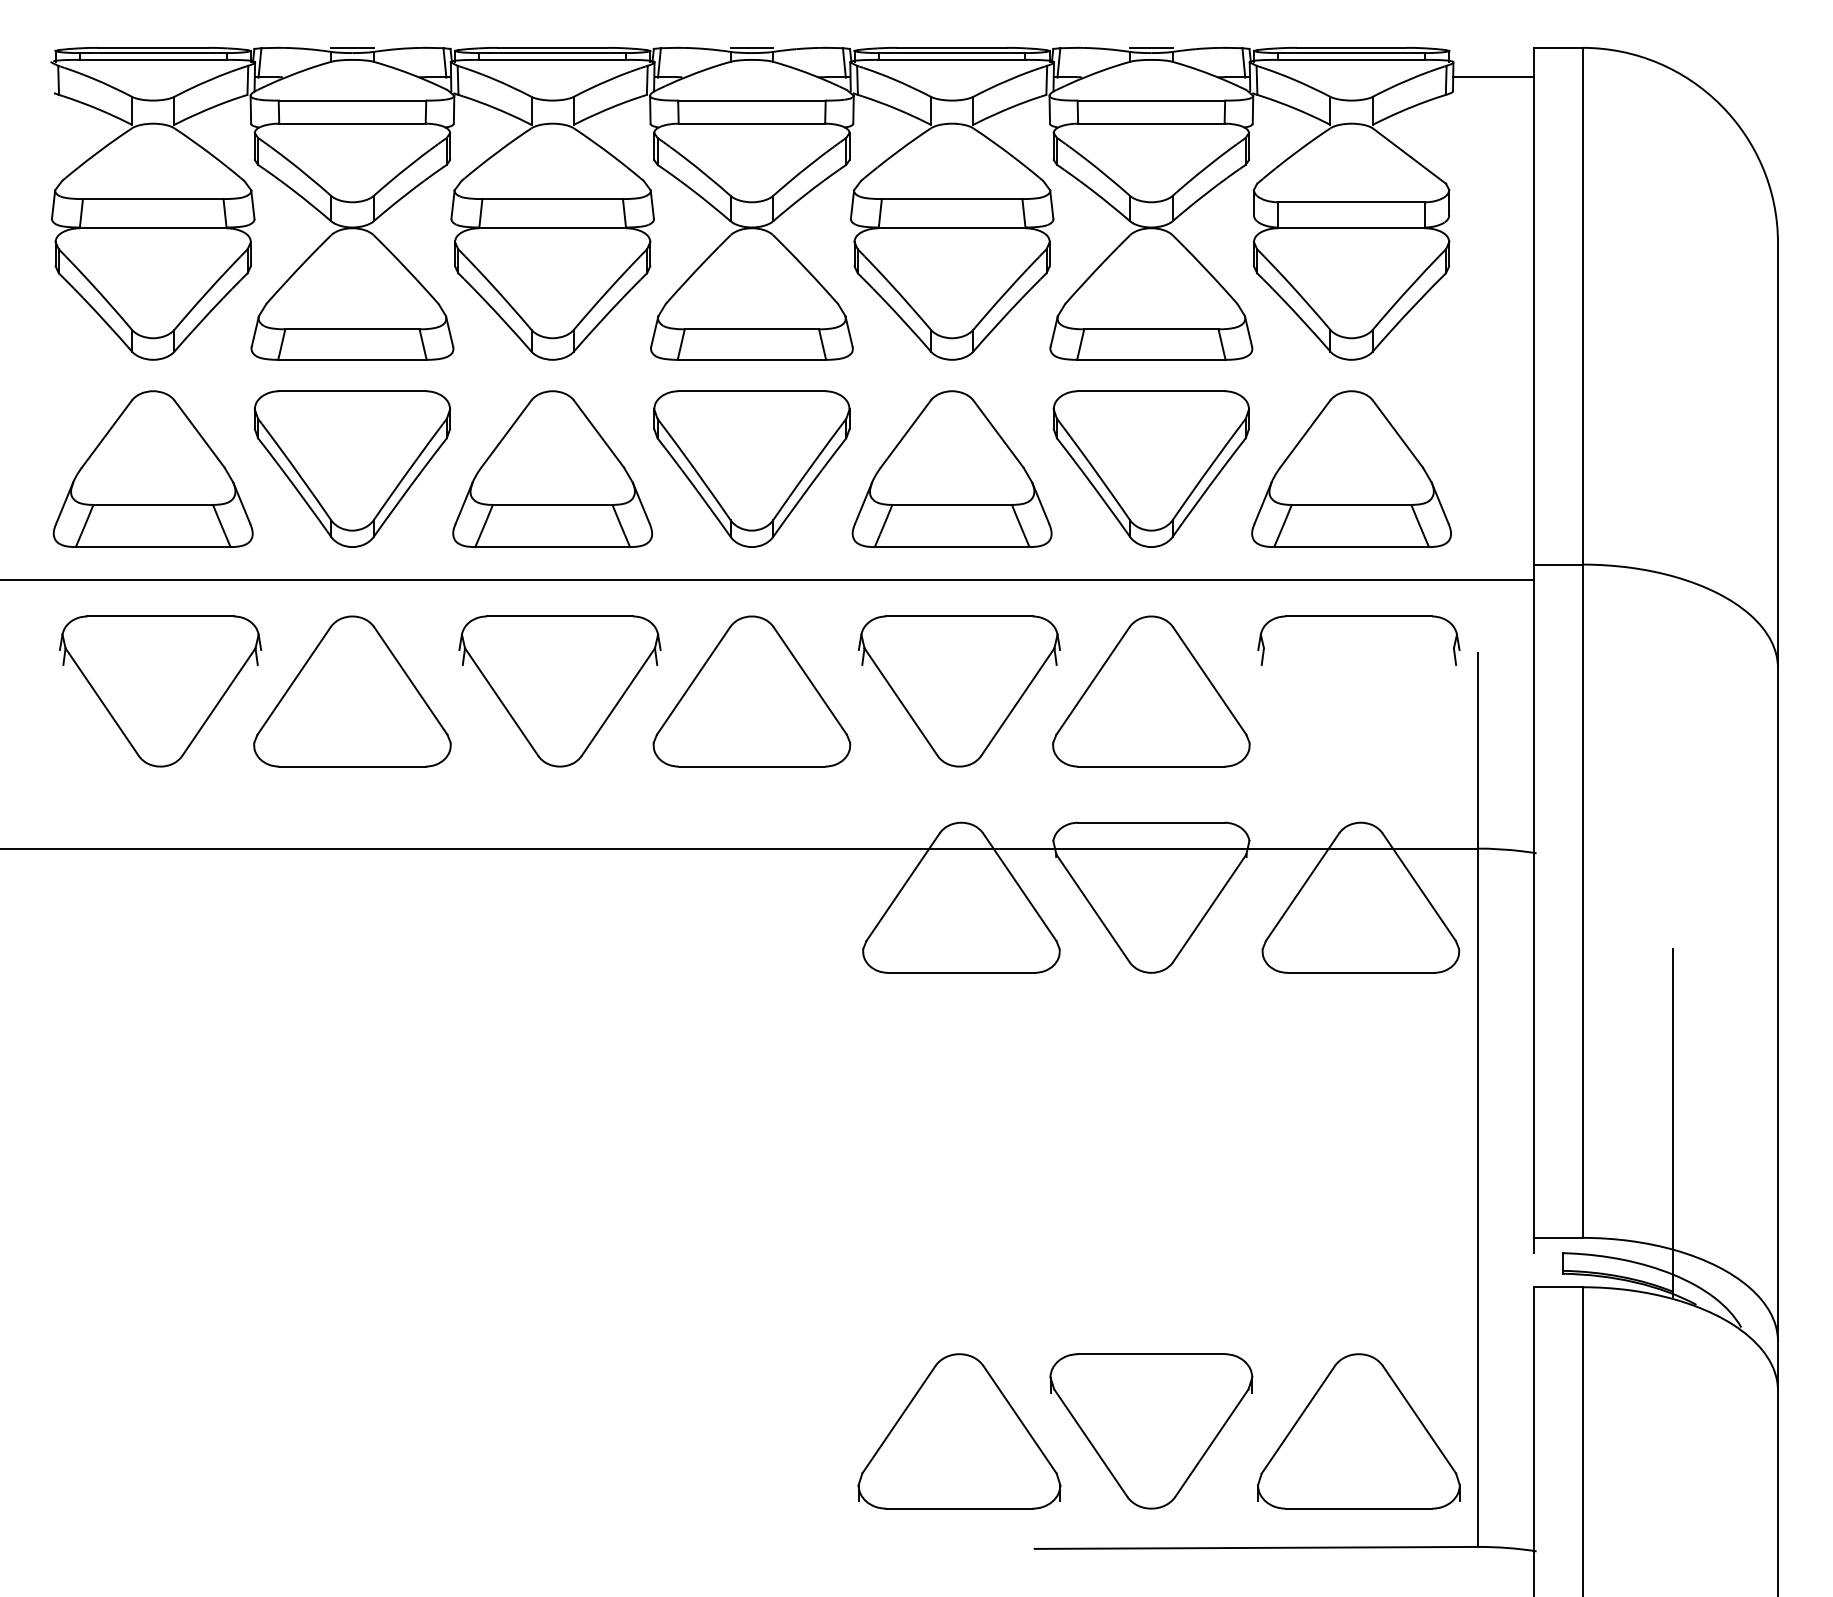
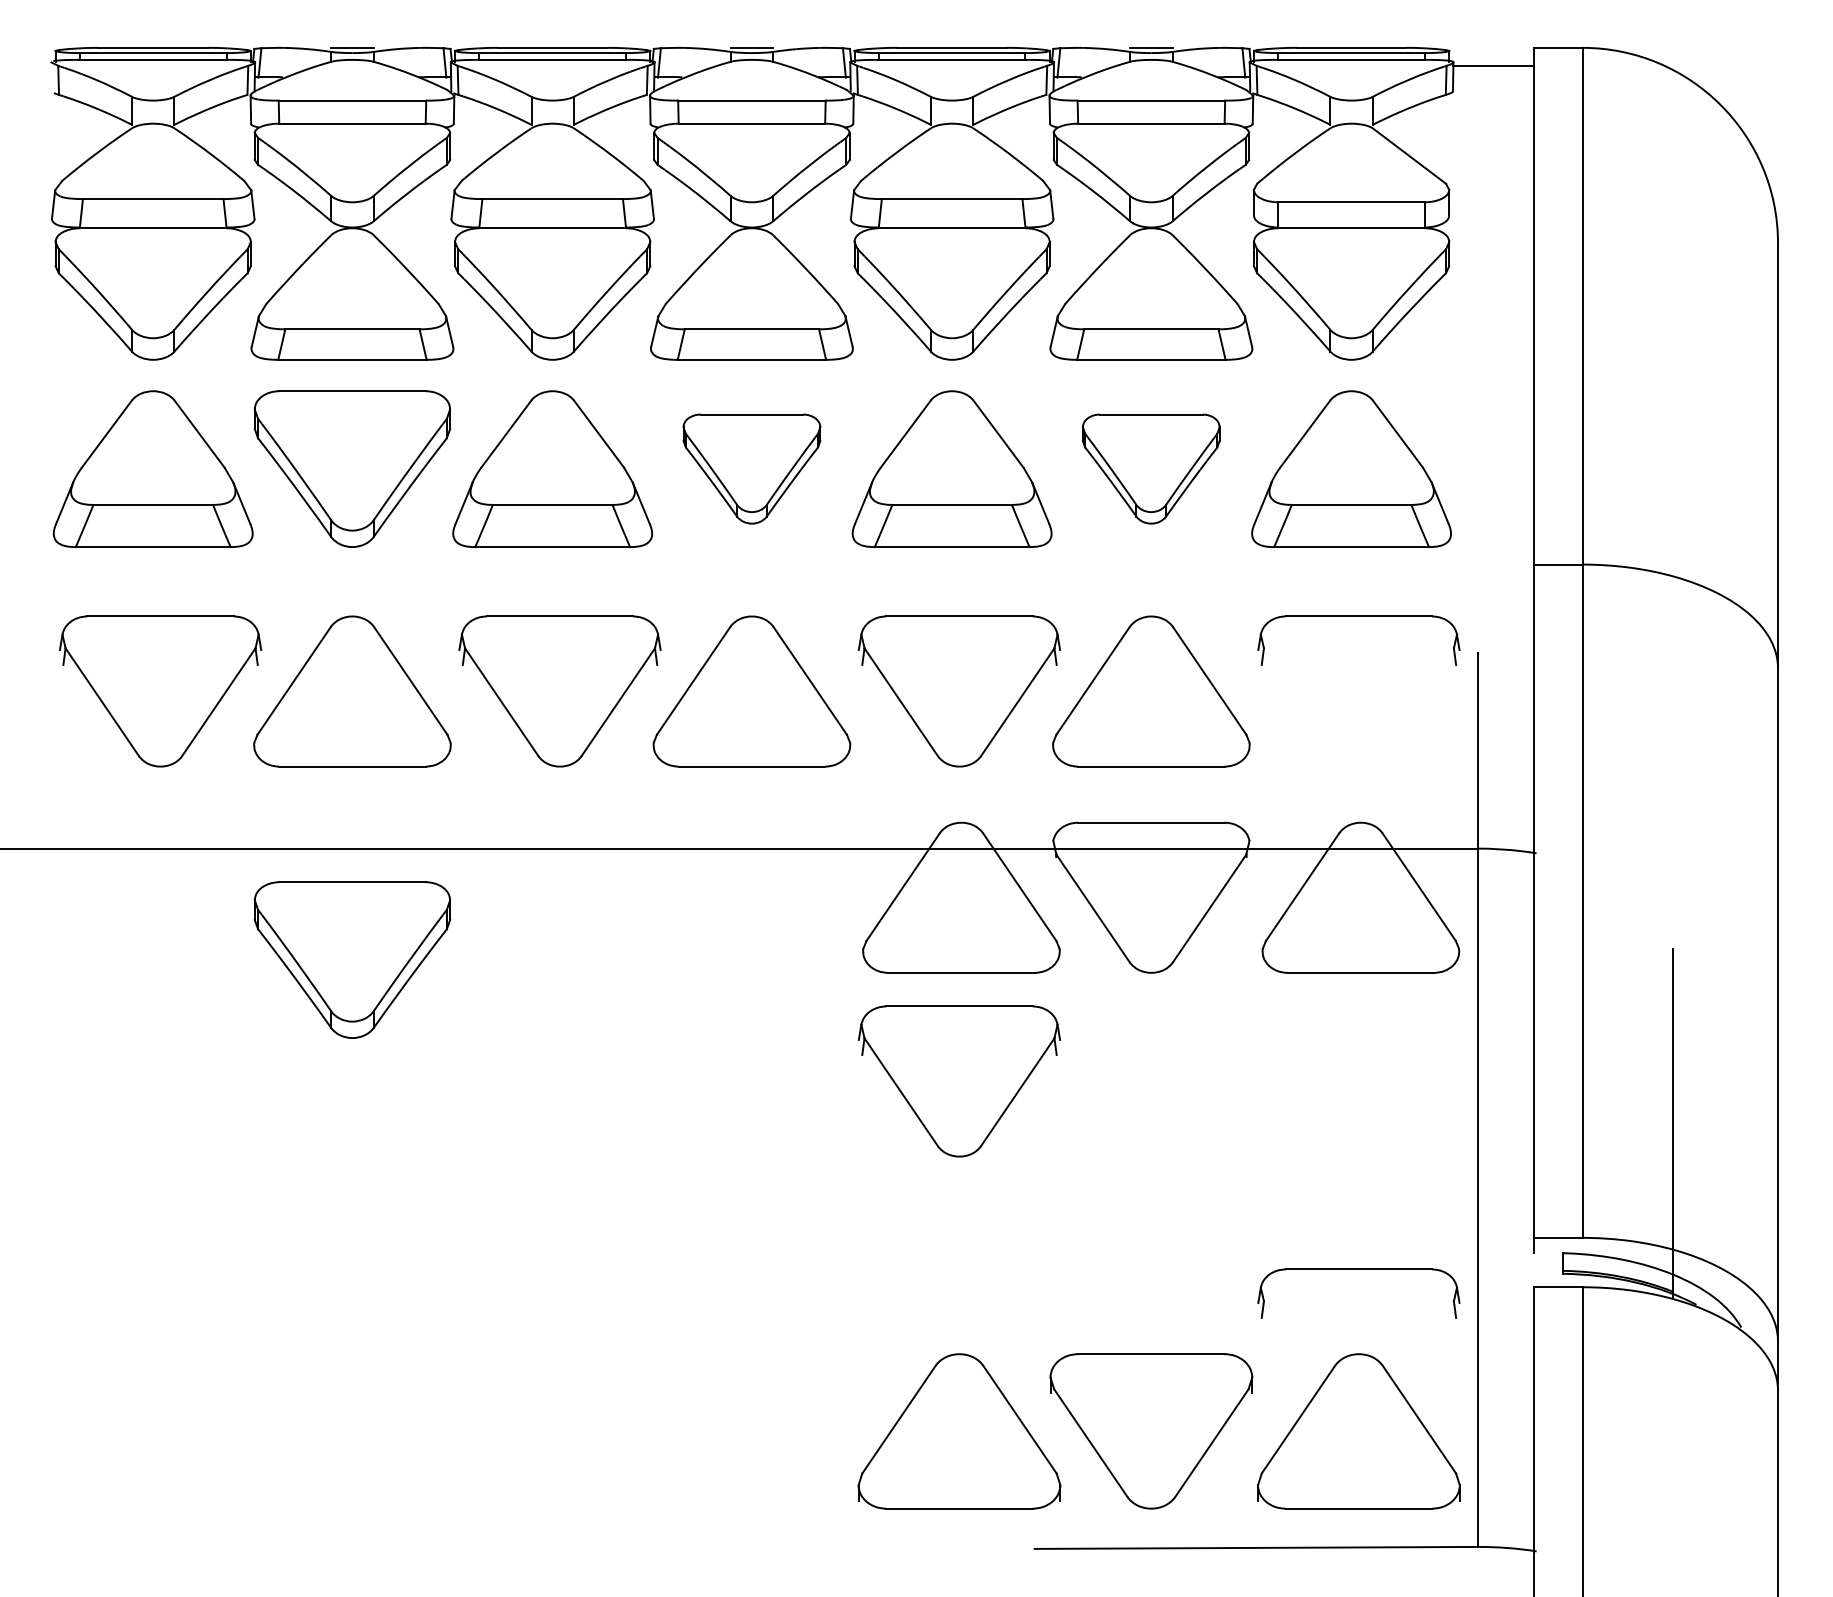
line position: (1493, 77) -> (1493, 66) (1493, 66)
part size: 198x158 px -> 140x112 px (751, 468)
part size: 198x158 px -> 139x112 px (1151, 468)
line: present -> none (767, 580)
part: none -> present (352, 959)
part: none -> present (958, 1081)
part: none -> present (1358, 1269)
